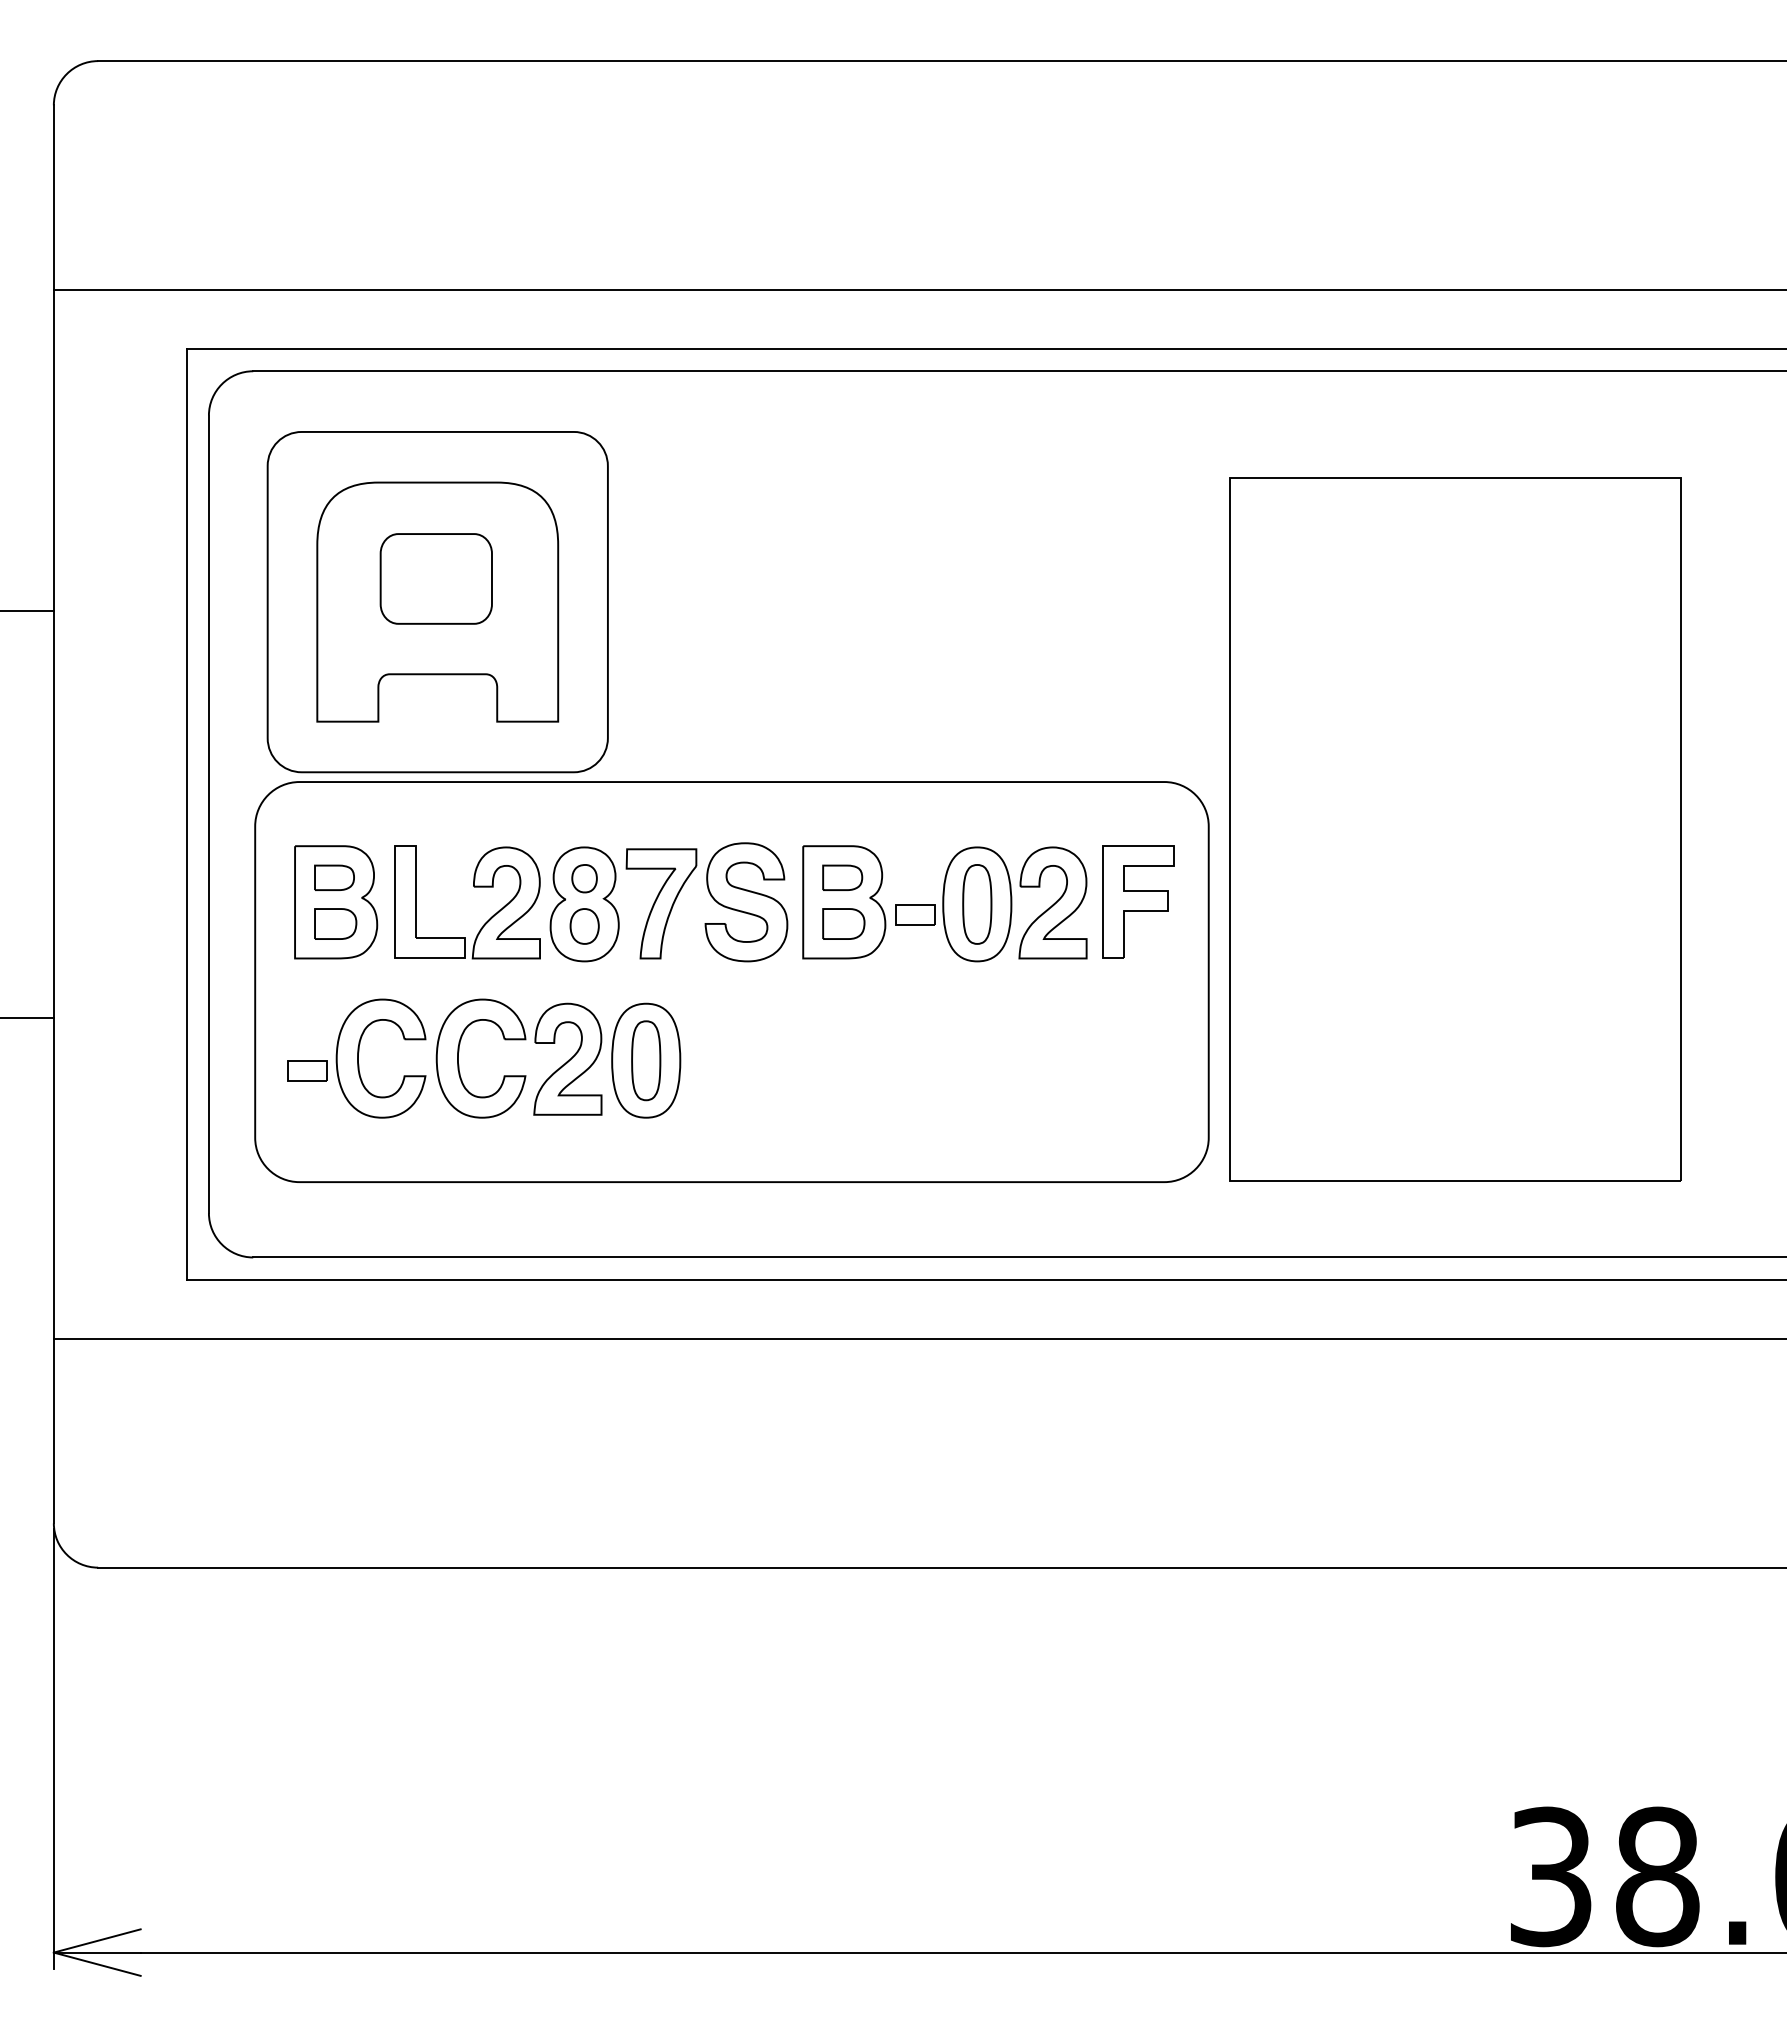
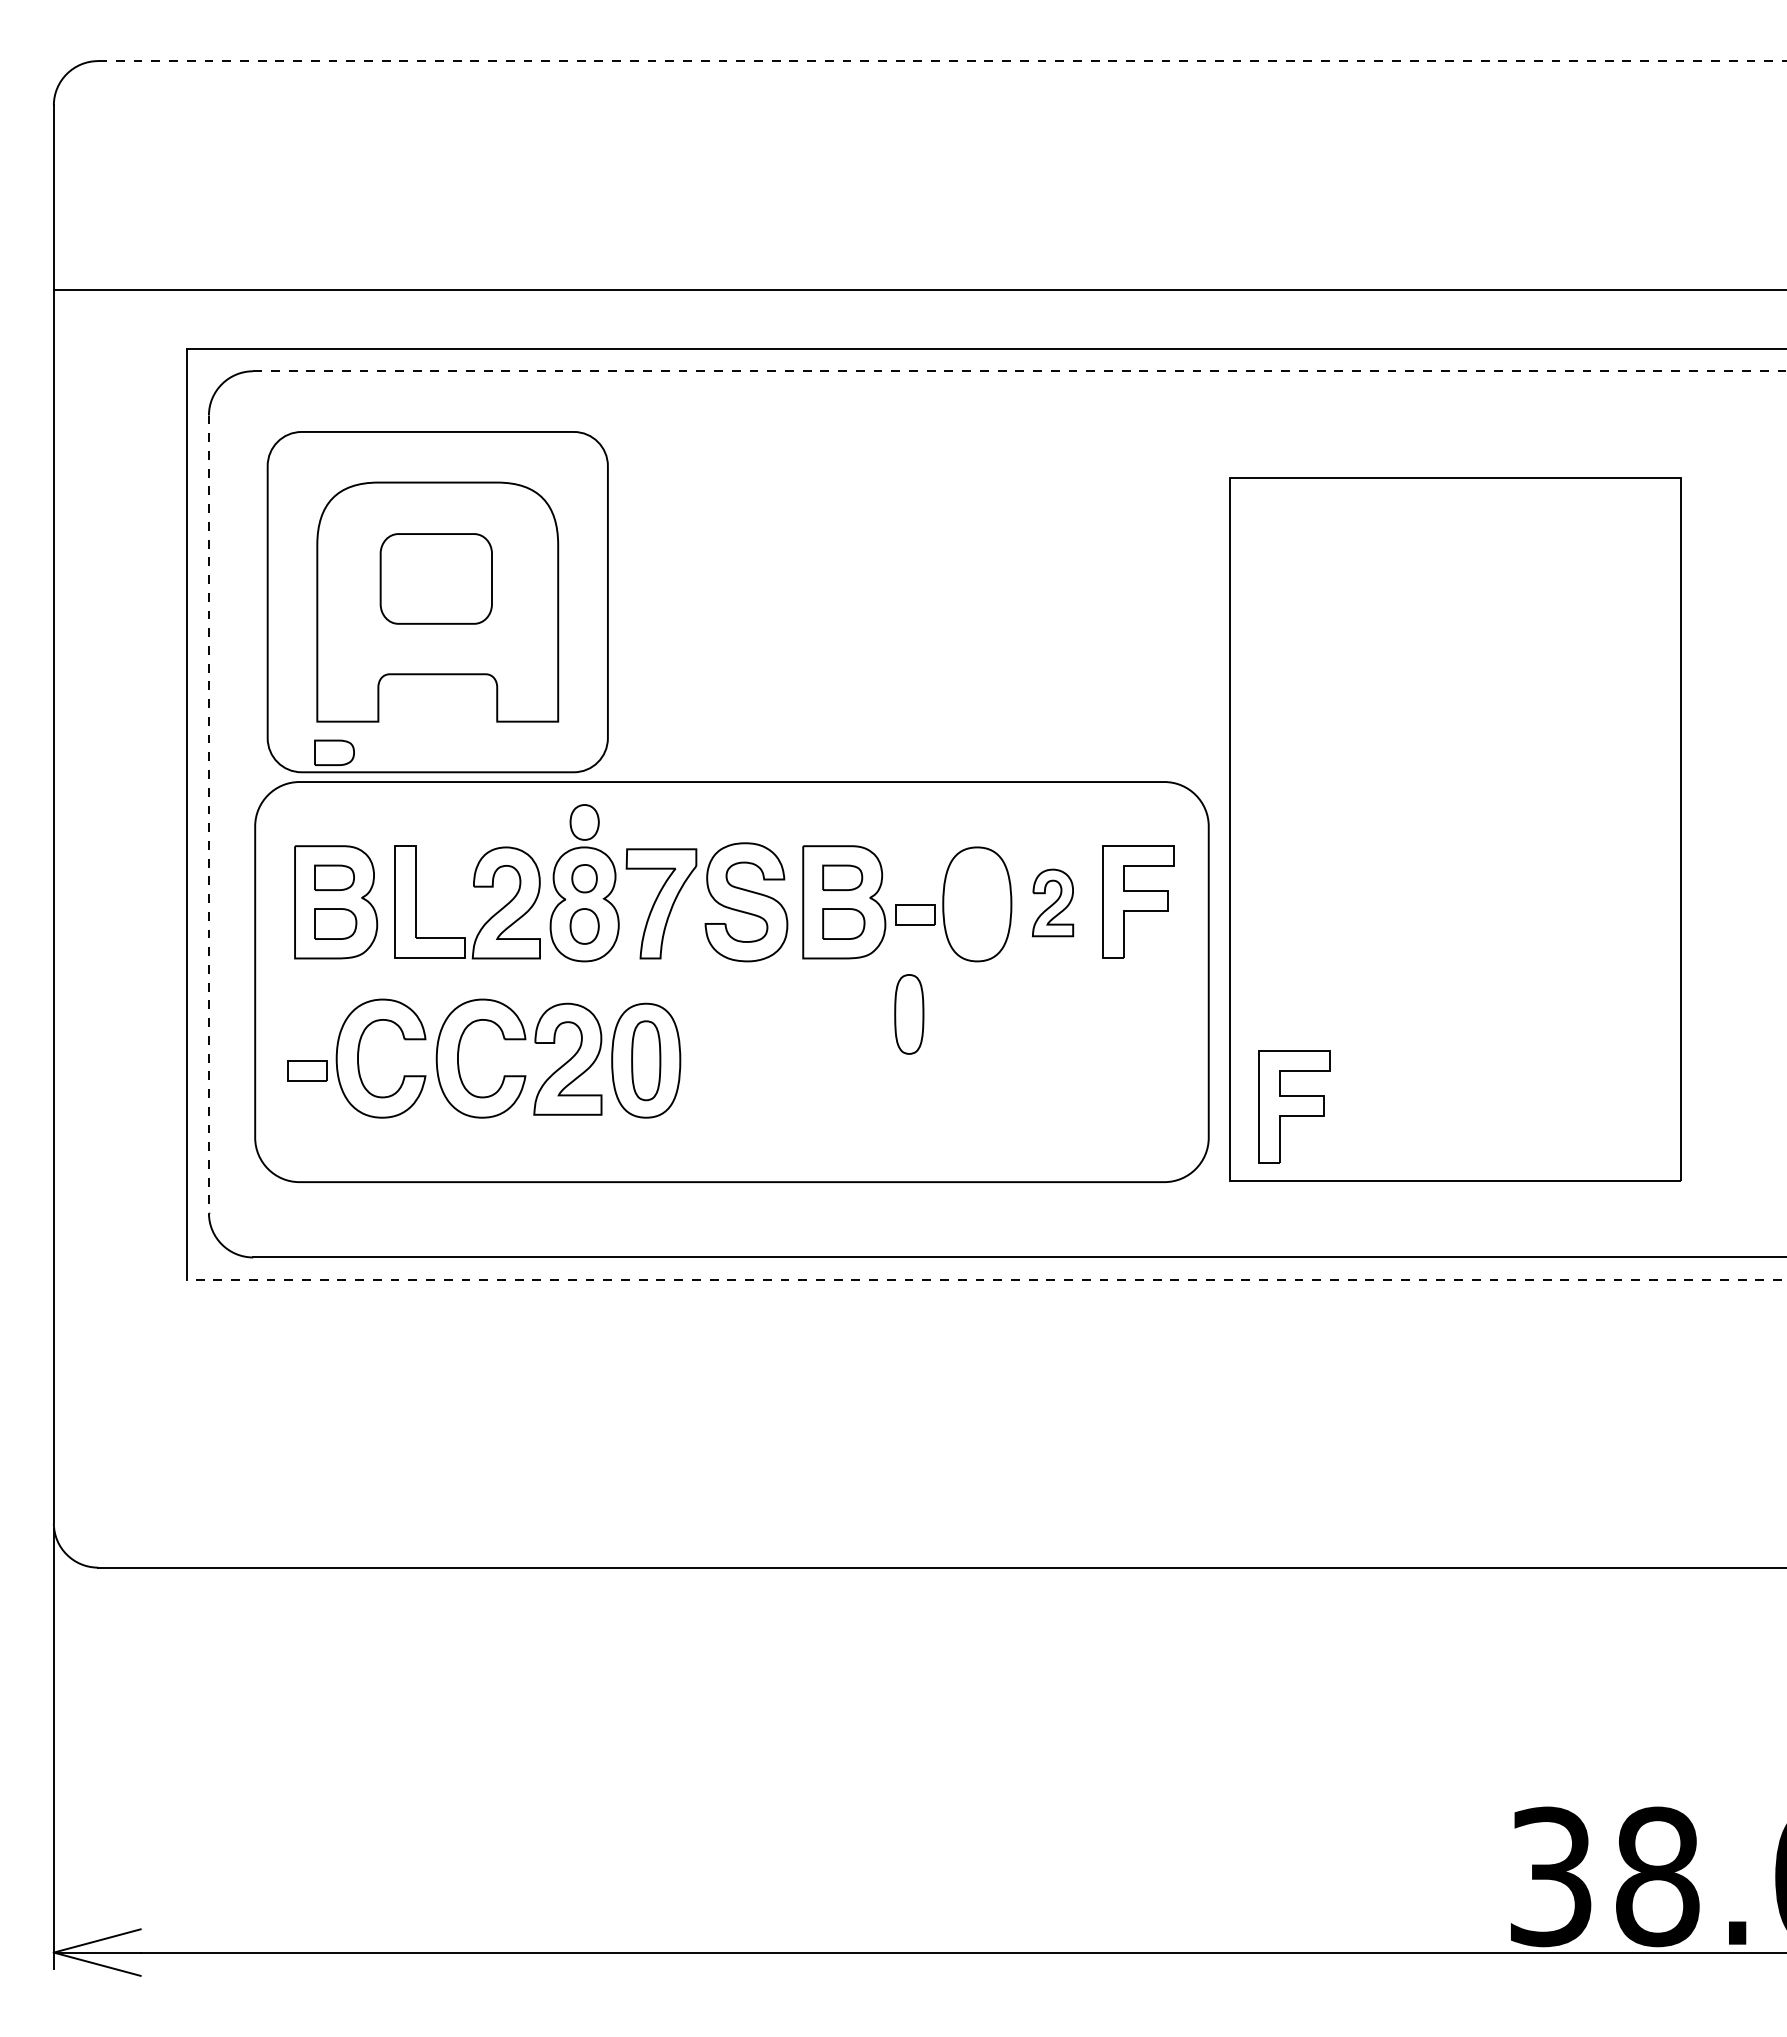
line: solid -> dashed (942, 61)
line: solid -> dashed (1020, 371)
line: present -> none (27, 610)
part: none -> present (334, 752)
line: solid -> dashed (208, 814)
part: none -> present (584, 822)
part size: 70x114 px -> 43x70 px (1053, 902)
part position: (977, 904) -> (909, 1014) (909, 1014)
line: present -> none (27, 1018)
part: none -> present (1294, 1106)
line: solid -> dashed (986, 1279)
line: present -> none (918, 1339)
